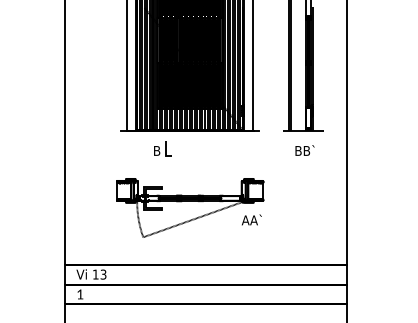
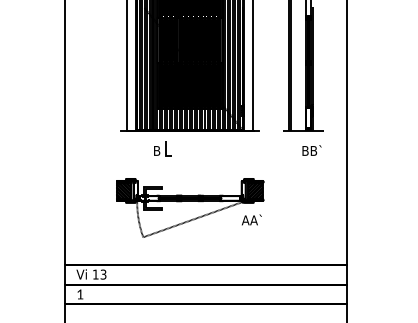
text position: (304, 150) -> (311, 150) (311, 150)
hatch: none -> present (123, 190)
hatch: none -> present (255, 190)
